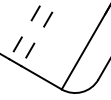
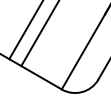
line: dashed -> solid (26, 29)
line: dashed -> solid (40, 33)
